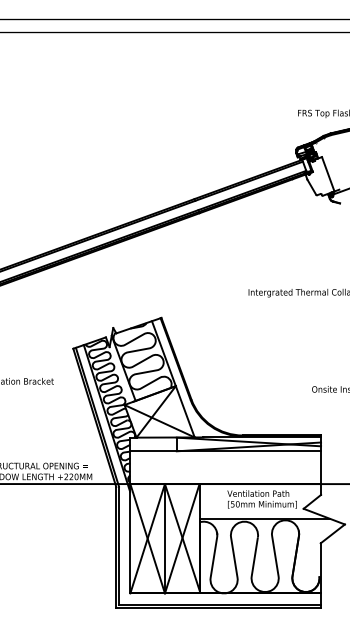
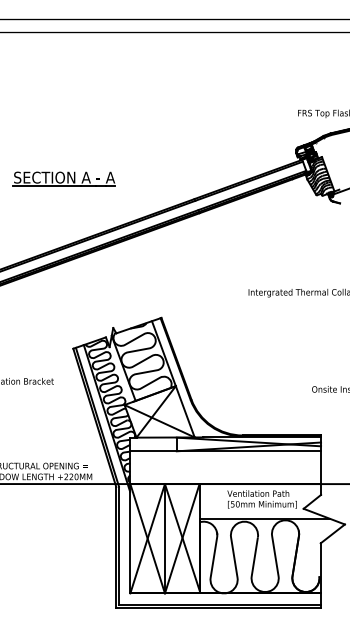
hatch: none -> present (319, 176)
part: none -> present (63, 178)
